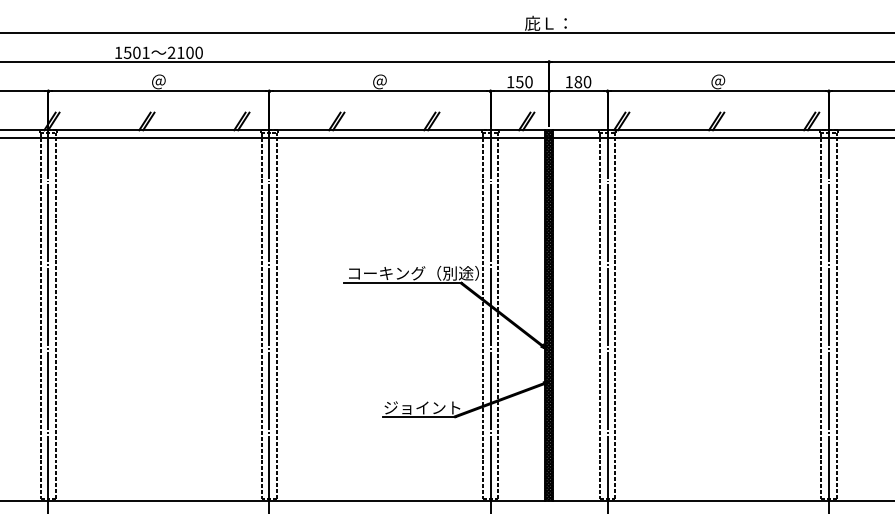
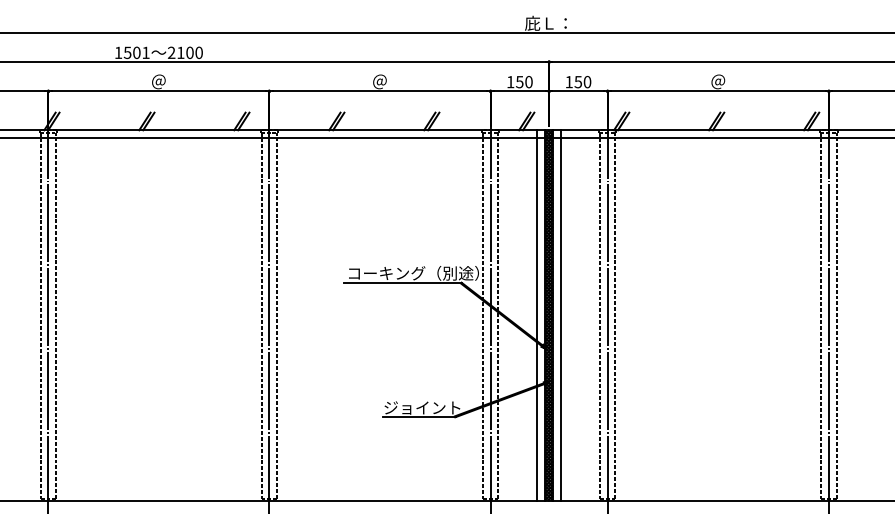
text: 180 -> 150 (578, 82)
line: none -> present (537, 315)
line: none -> present (560, 315)
